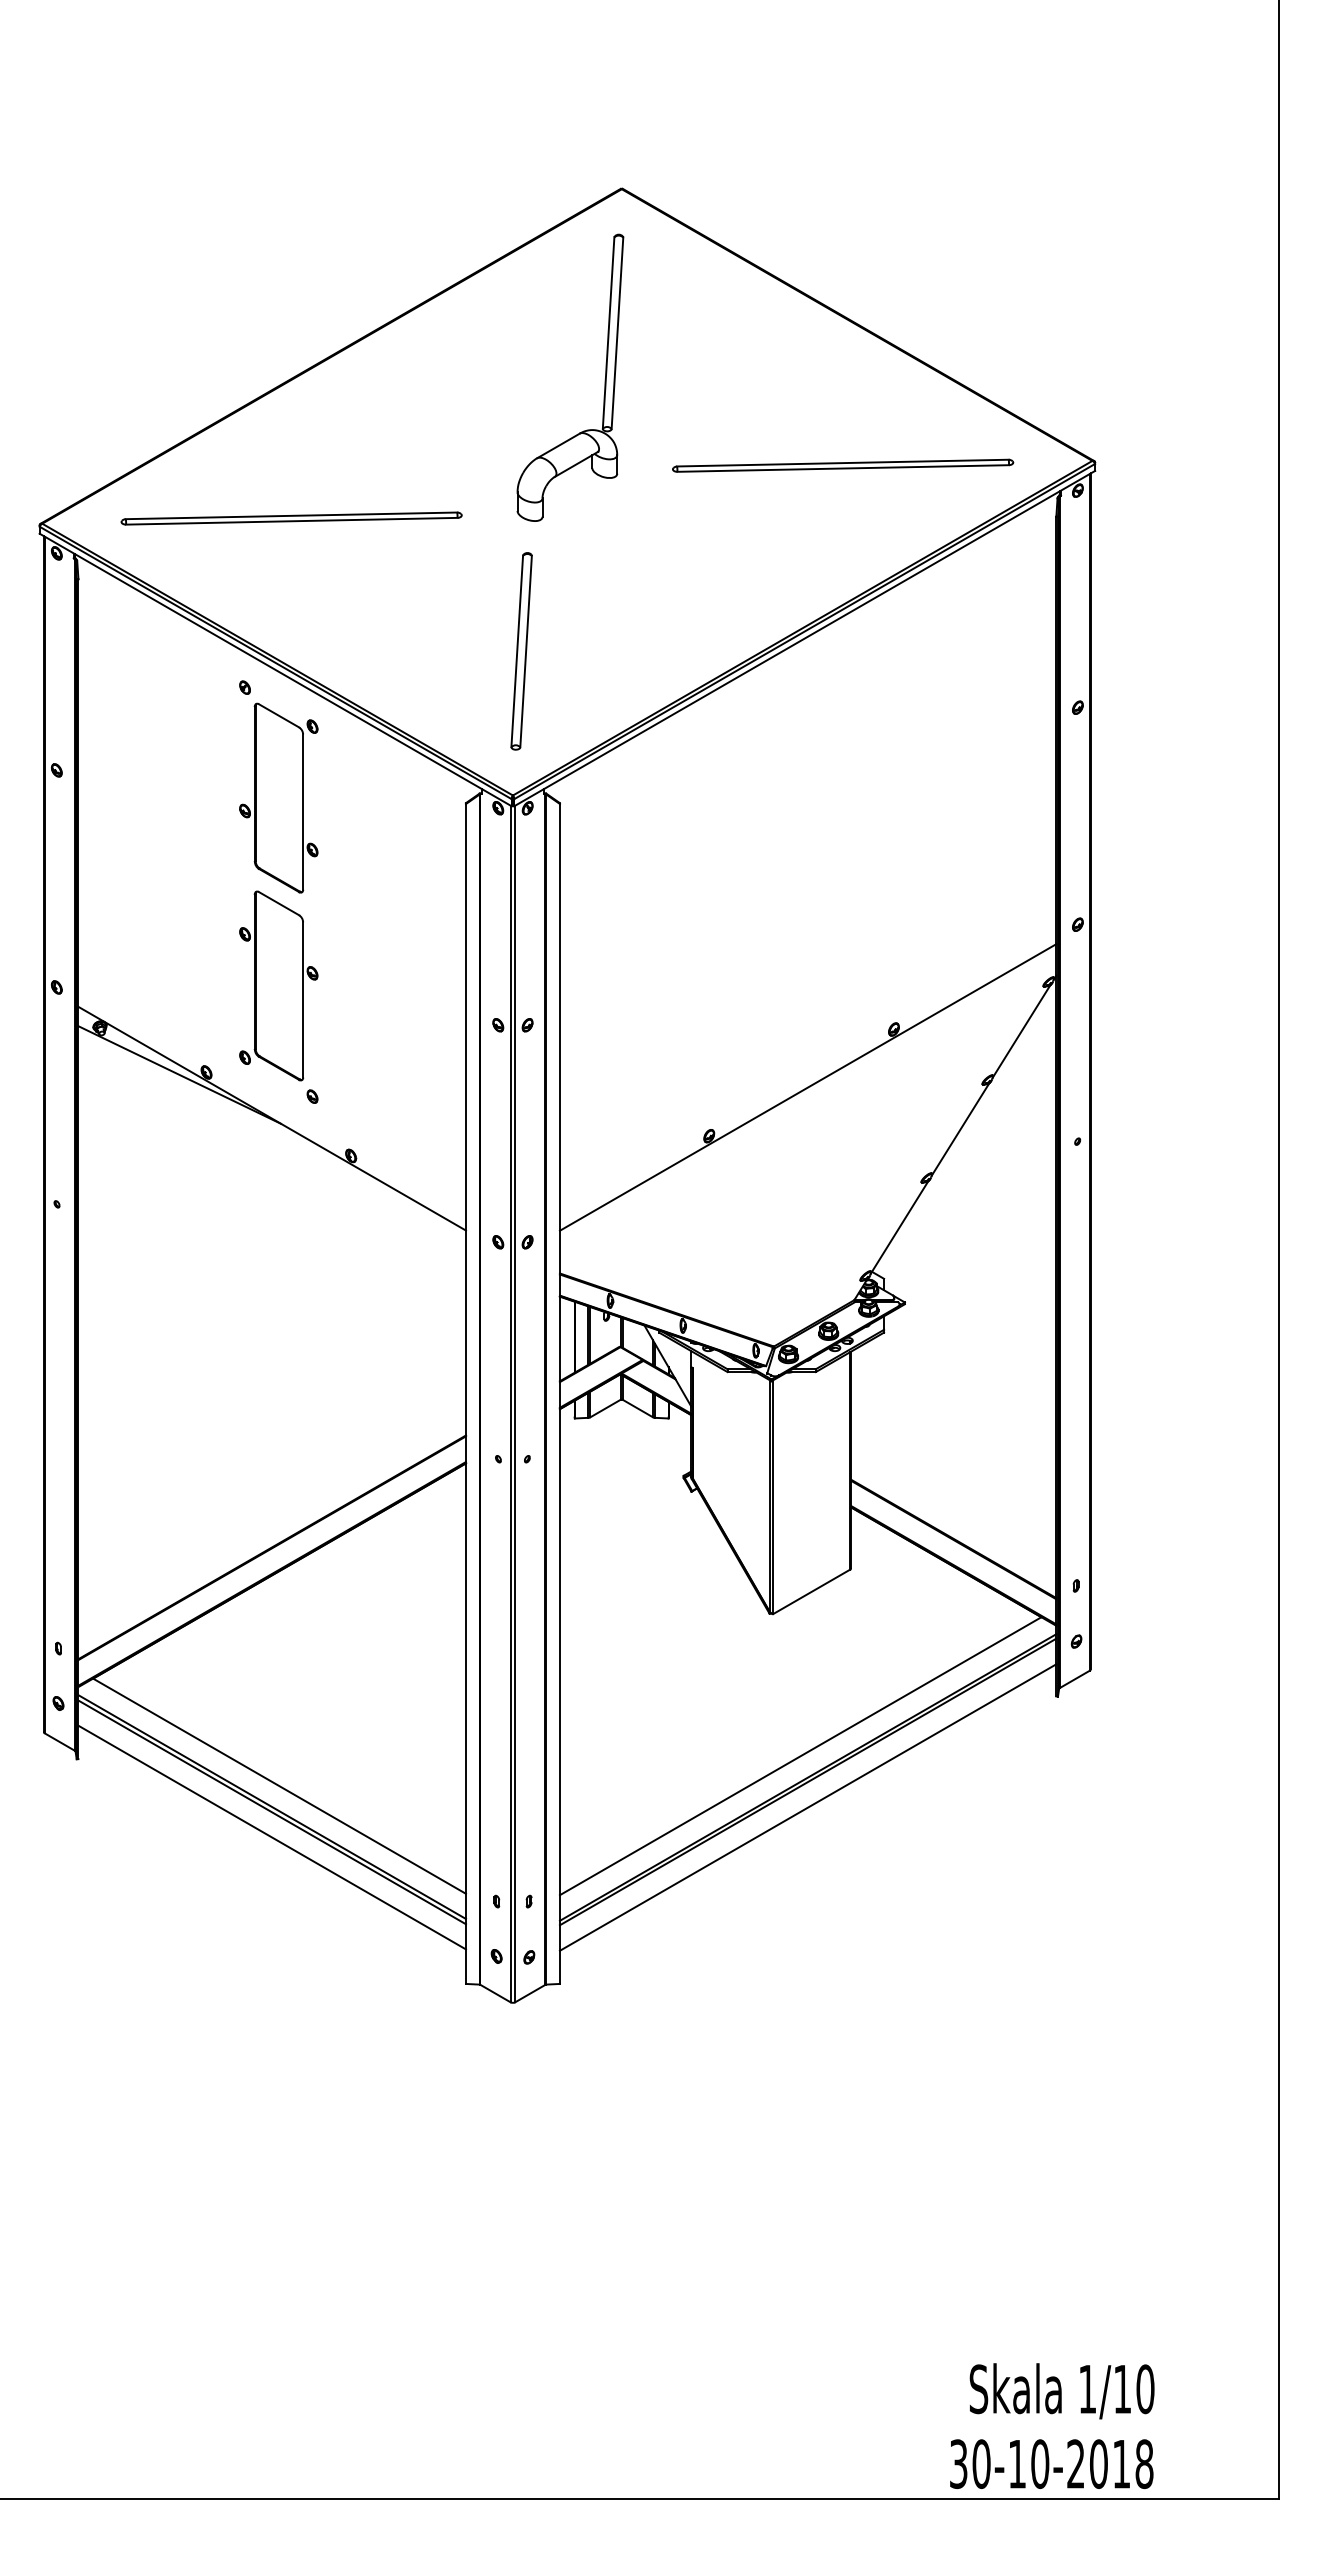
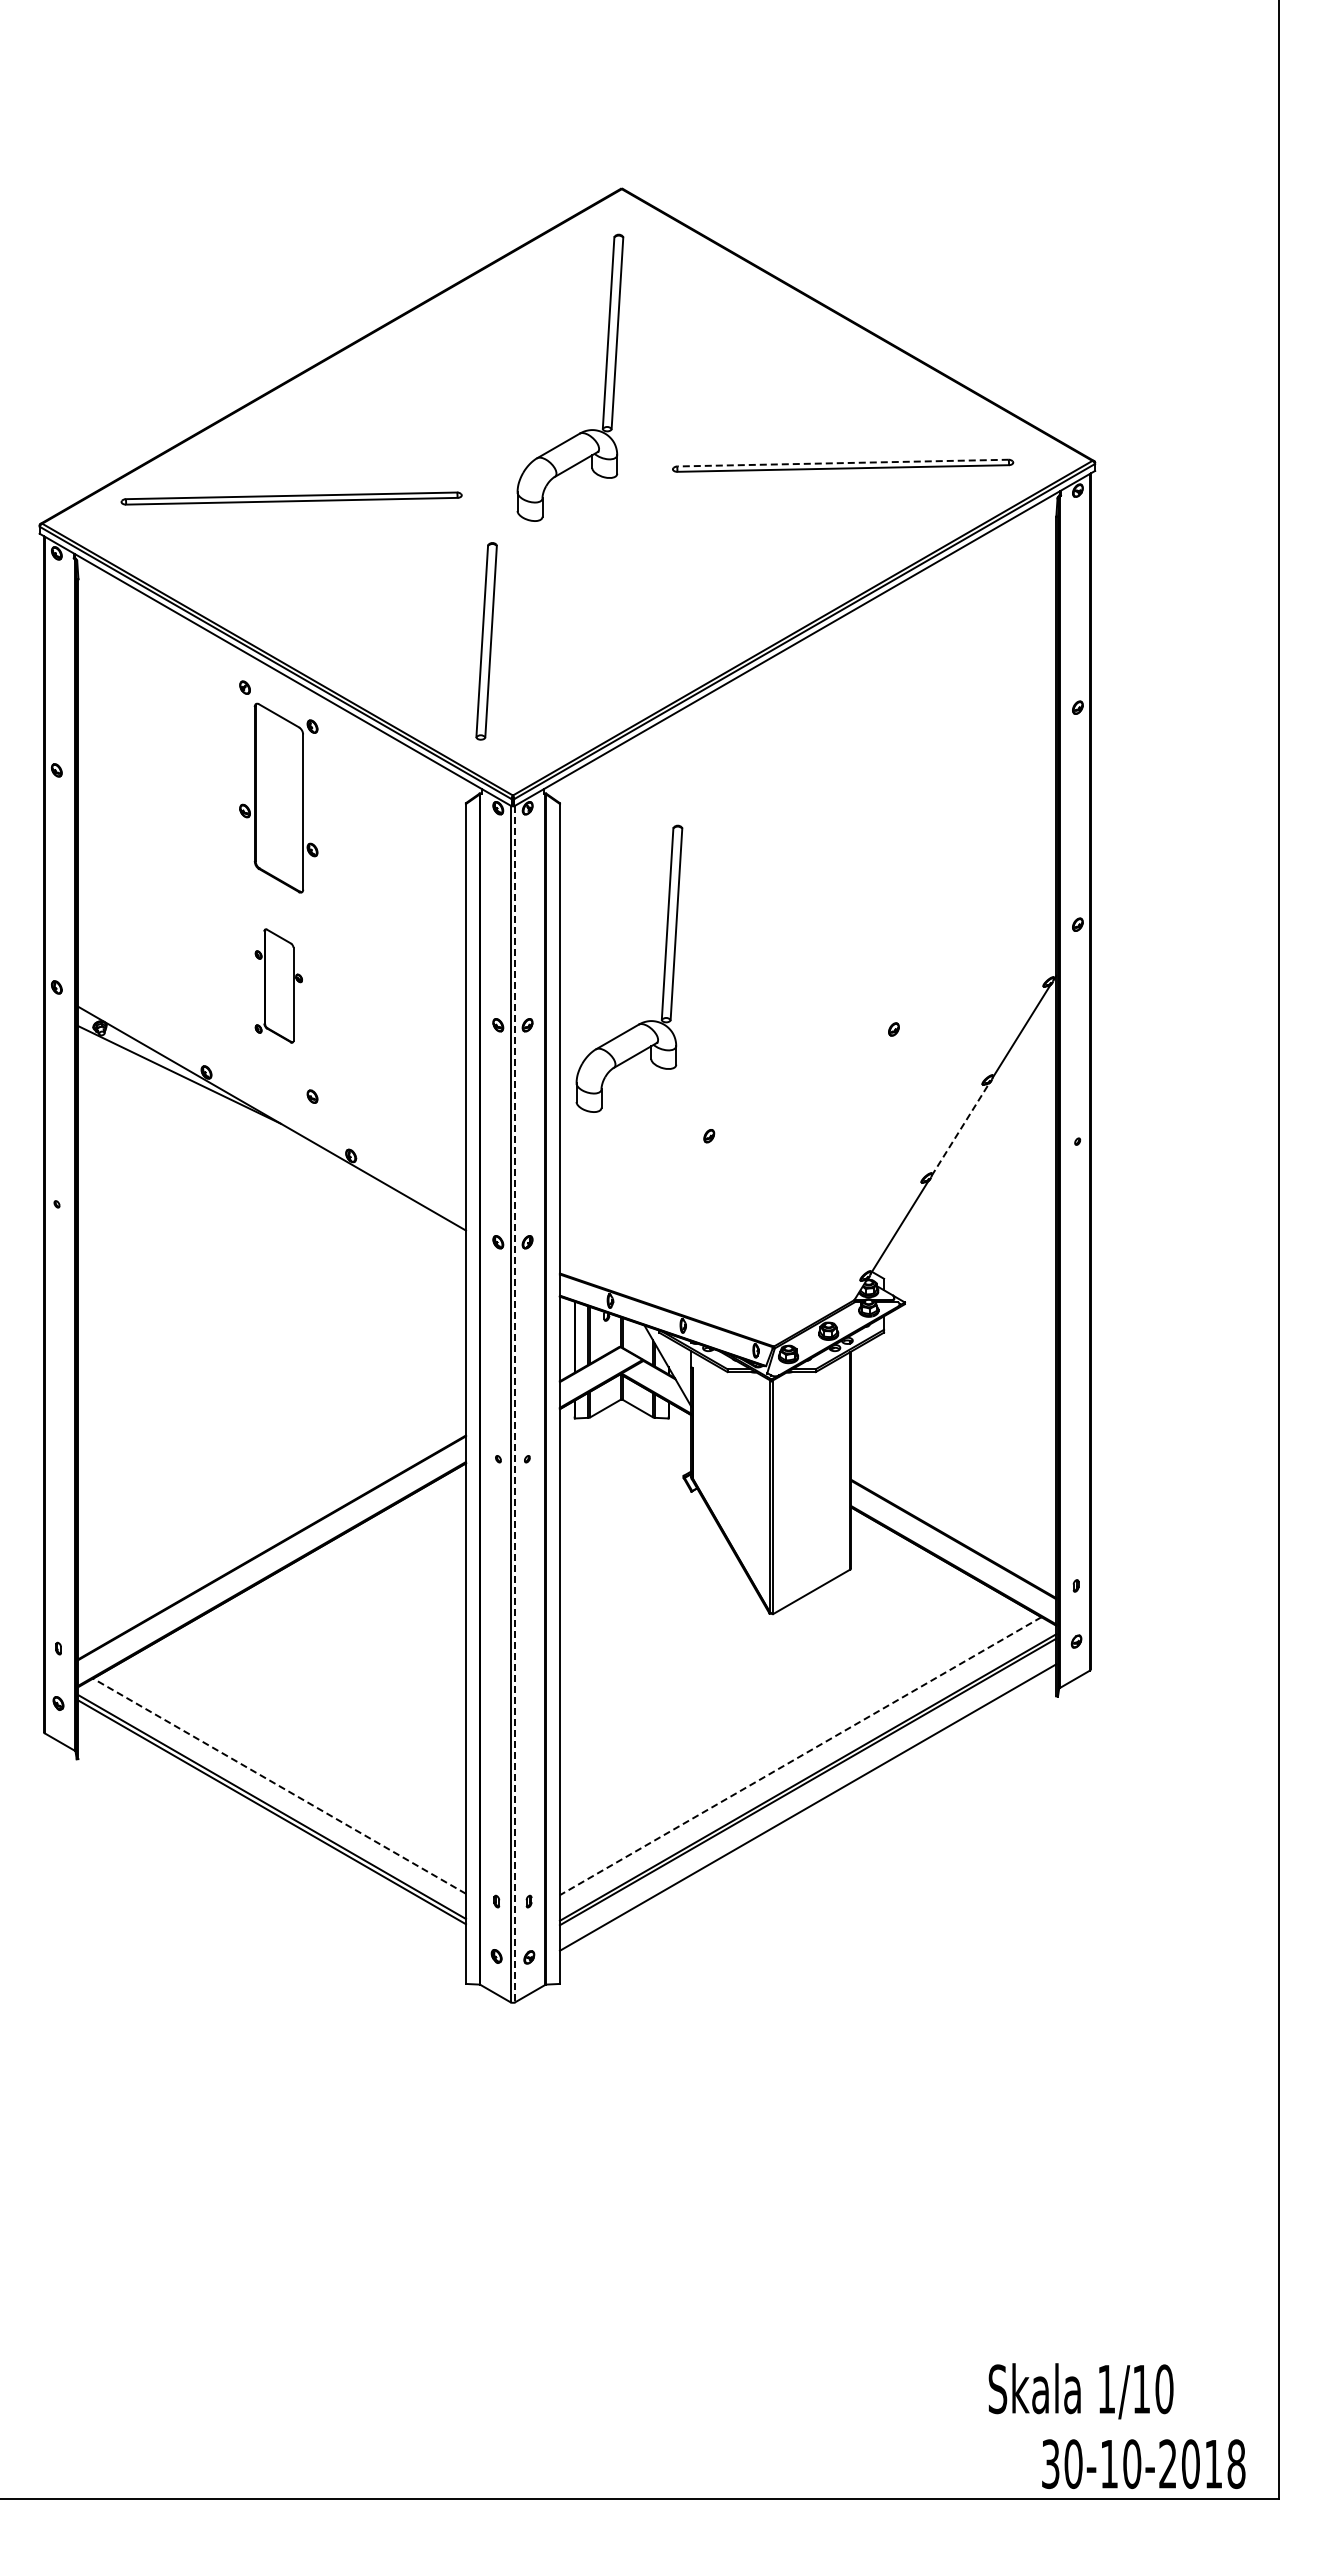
line: solid -> dashed (843, 463)
part position: (291, 518) -> (291, 498) (291, 498)
part position: (521, 651) -> (486, 641) (486, 641)
part: none -> present (663, 970)
part size: 80x192 px -> 49x116 px (278, 985)
line: present -> none (807, 1087)
line: solid -> dashed (960, 1129)
line: solid -> dashed (515, 1404)
line: solid -> dashed (800, 1756)
line: solid -> dashed (279, 1785)
line: present -> none (271, 1837)
text position: (1061, 2391) -> (1080, 2391) (1080, 2391)
text position: (1051, 2463) -> (1143, 2463) (1143, 2463)
